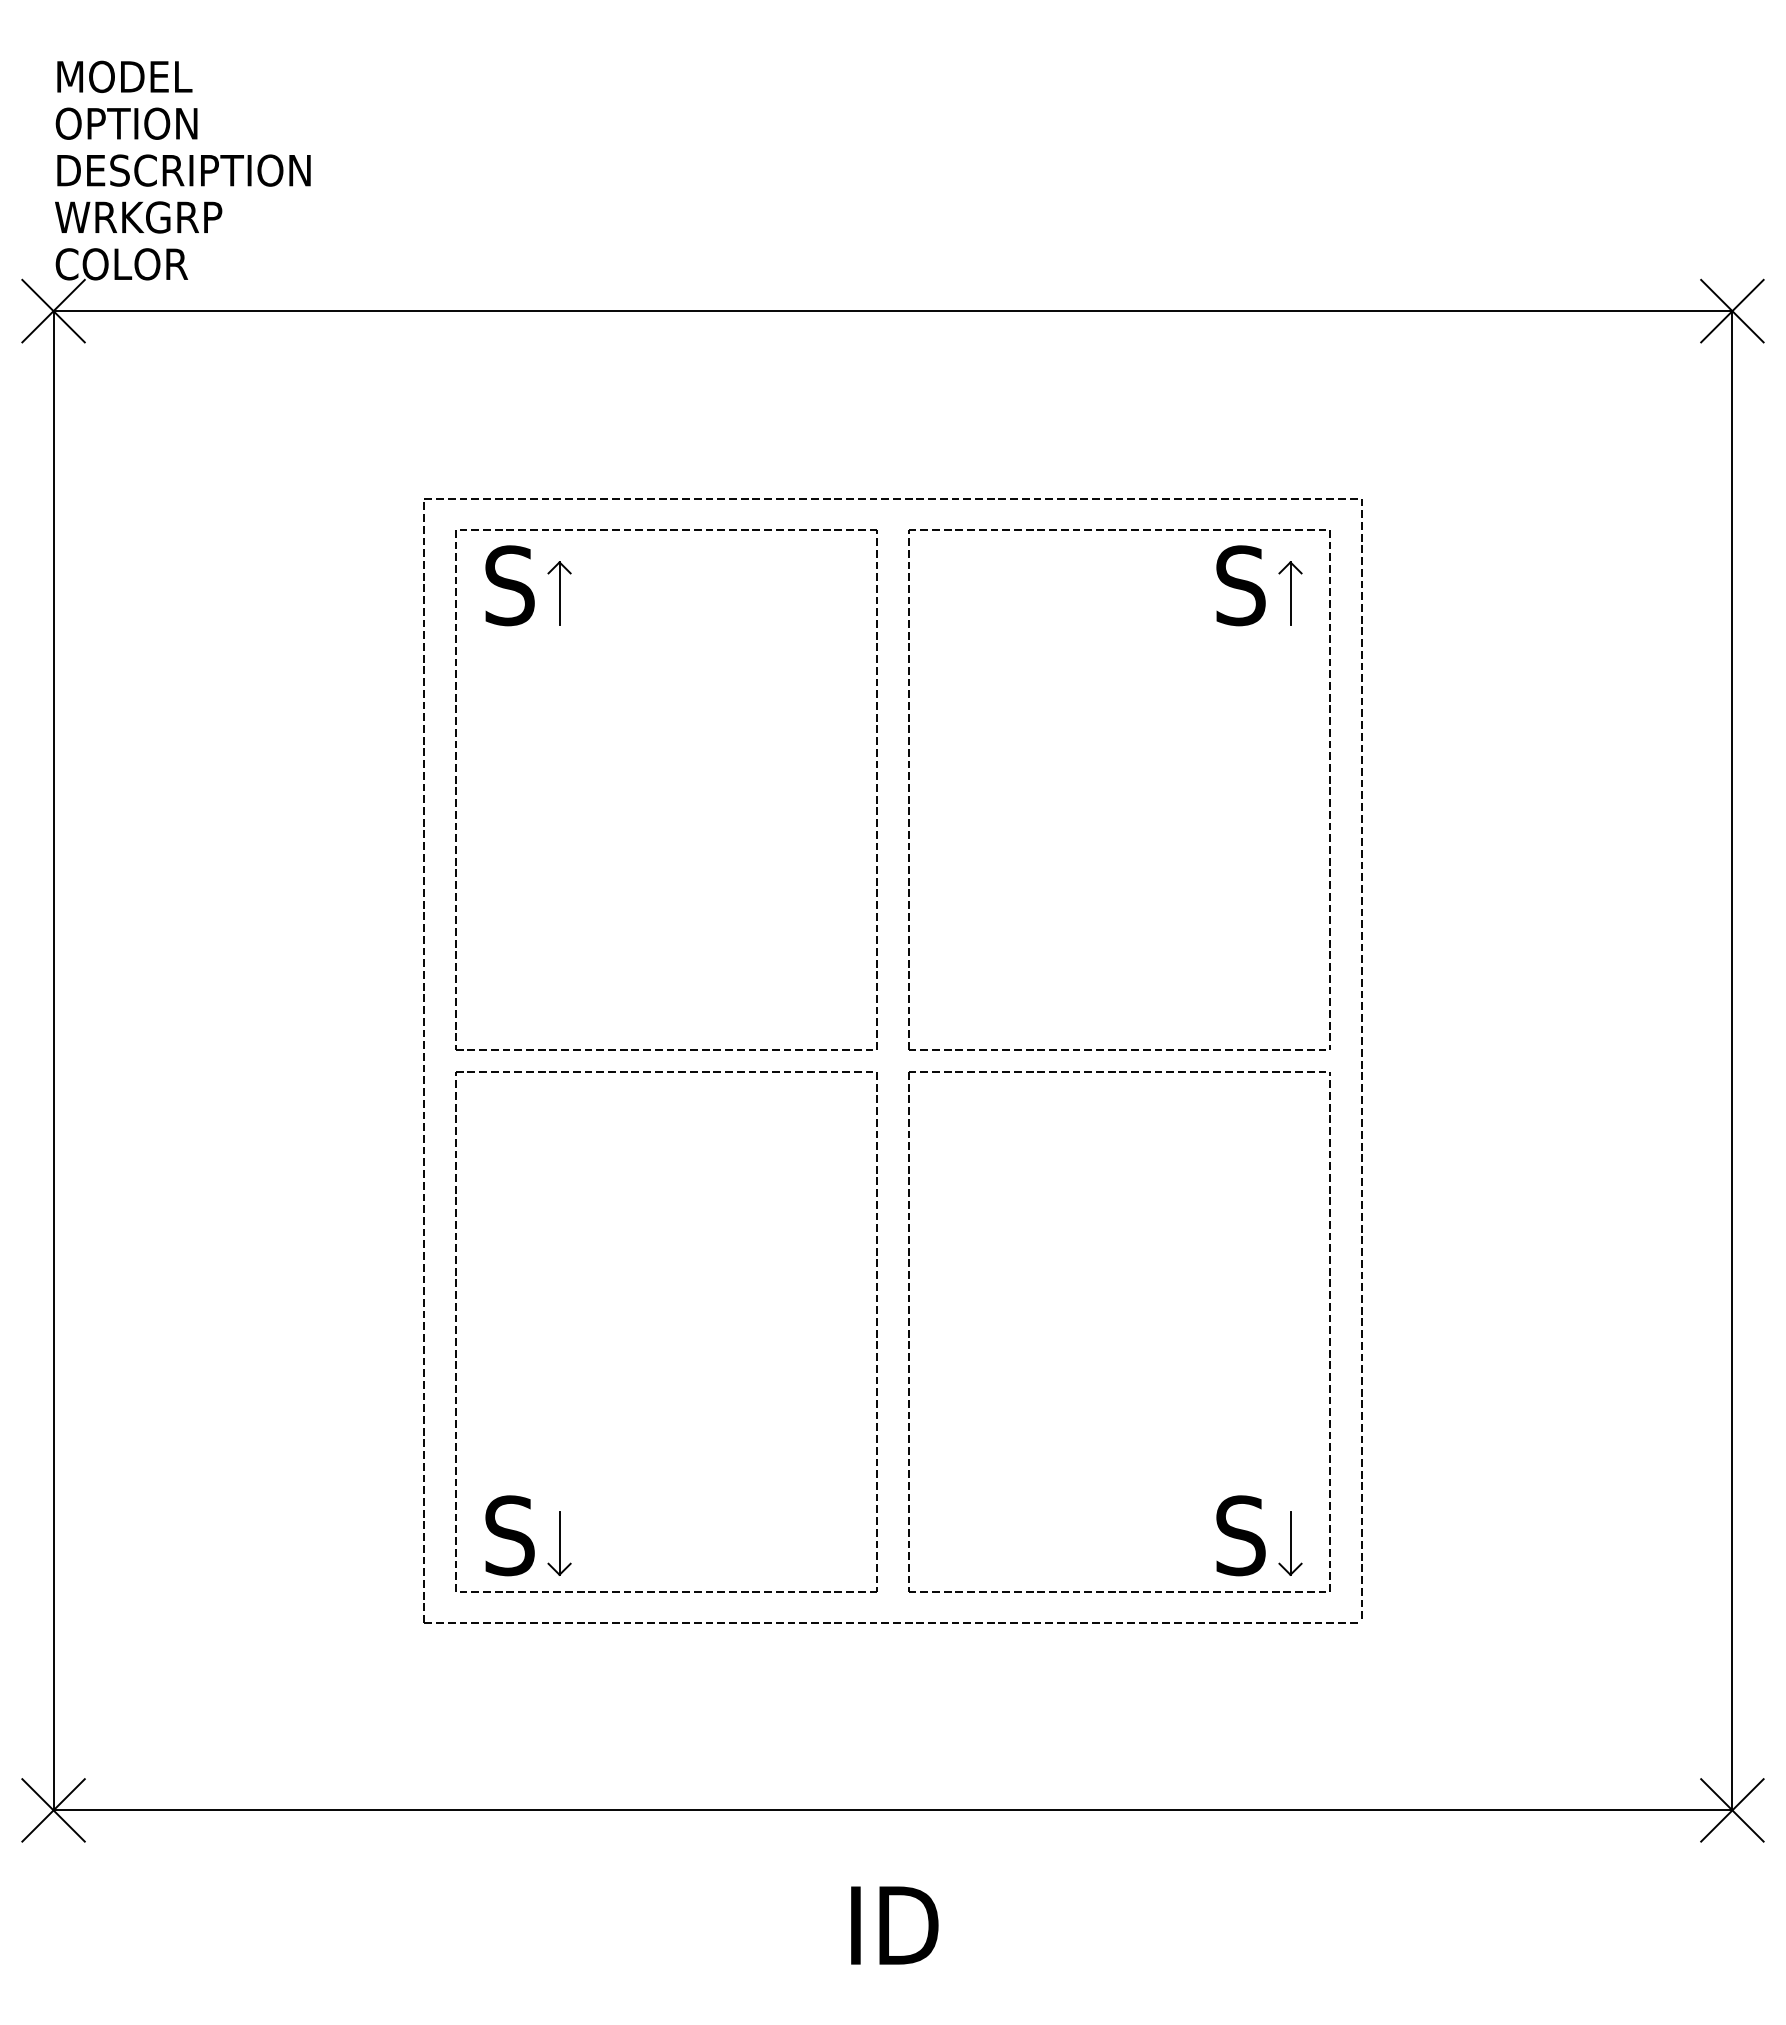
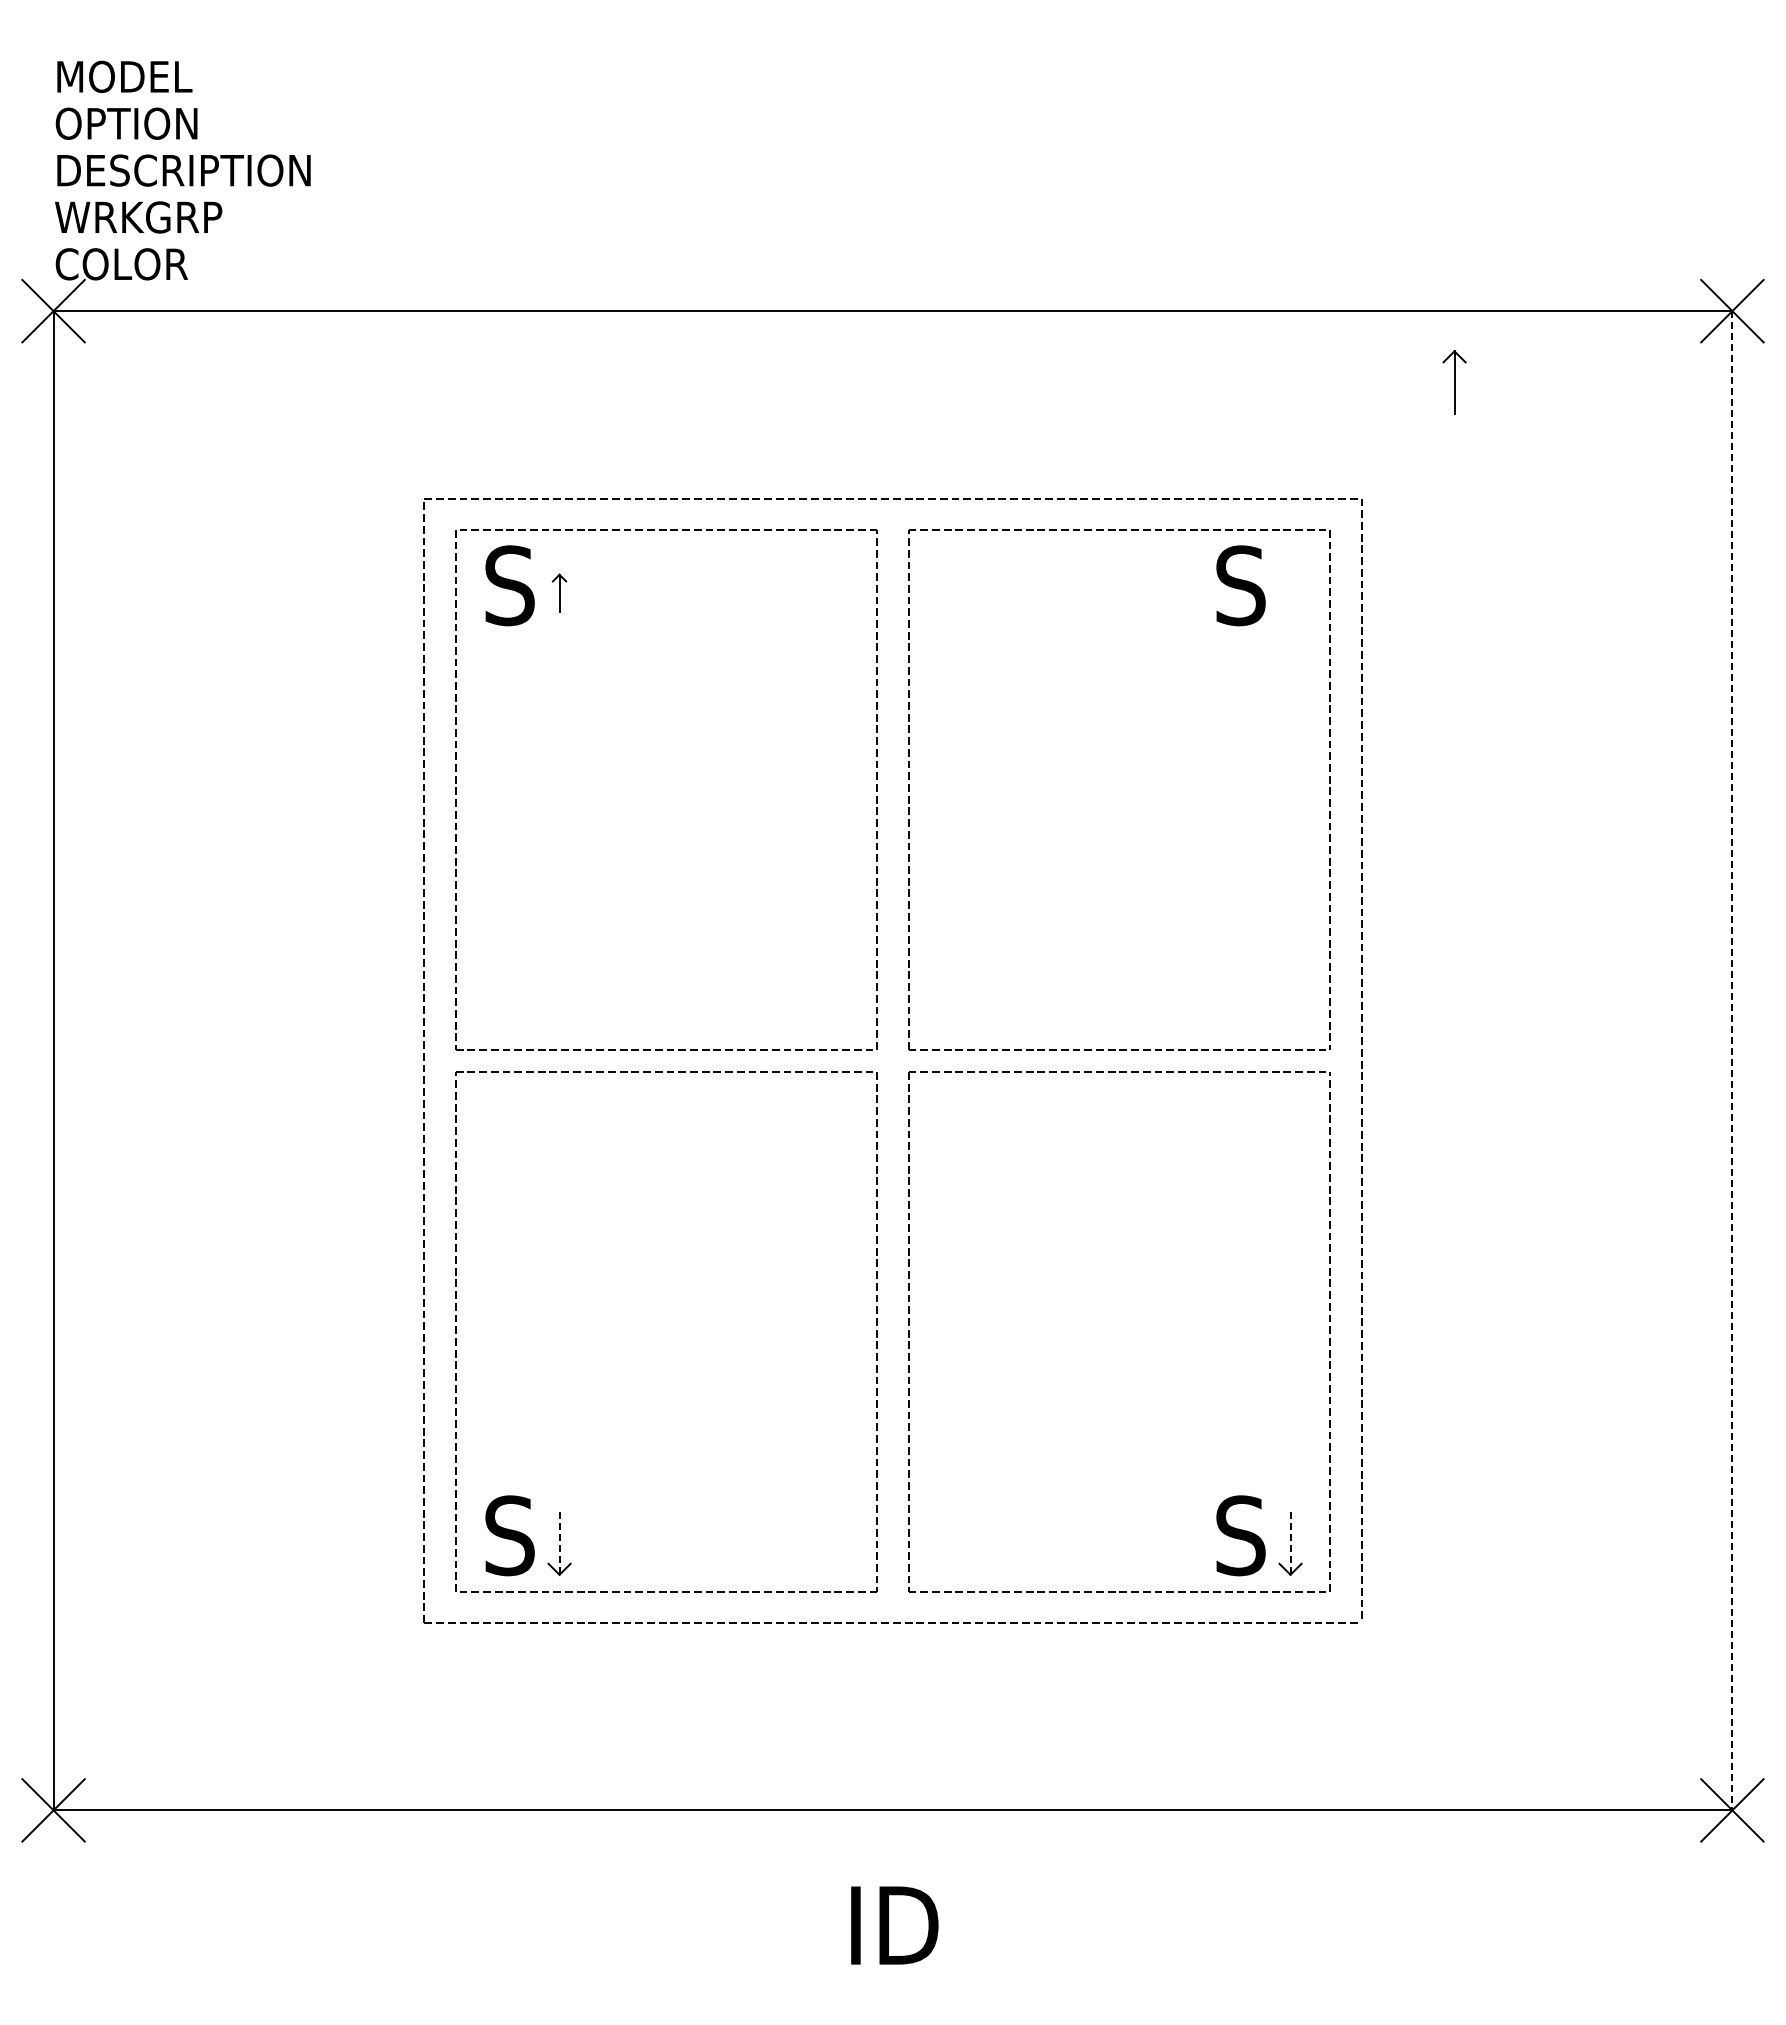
part size: 25x65 px -> 17x40 px (559, 592)
part position: (1290, 593) -> (1454, 382) (1454, 382)
line: solid -> dashed (1732, 1060)
line: solid -> dashed (559, 1544)
line: solid -> dashed (1290, 1544)
